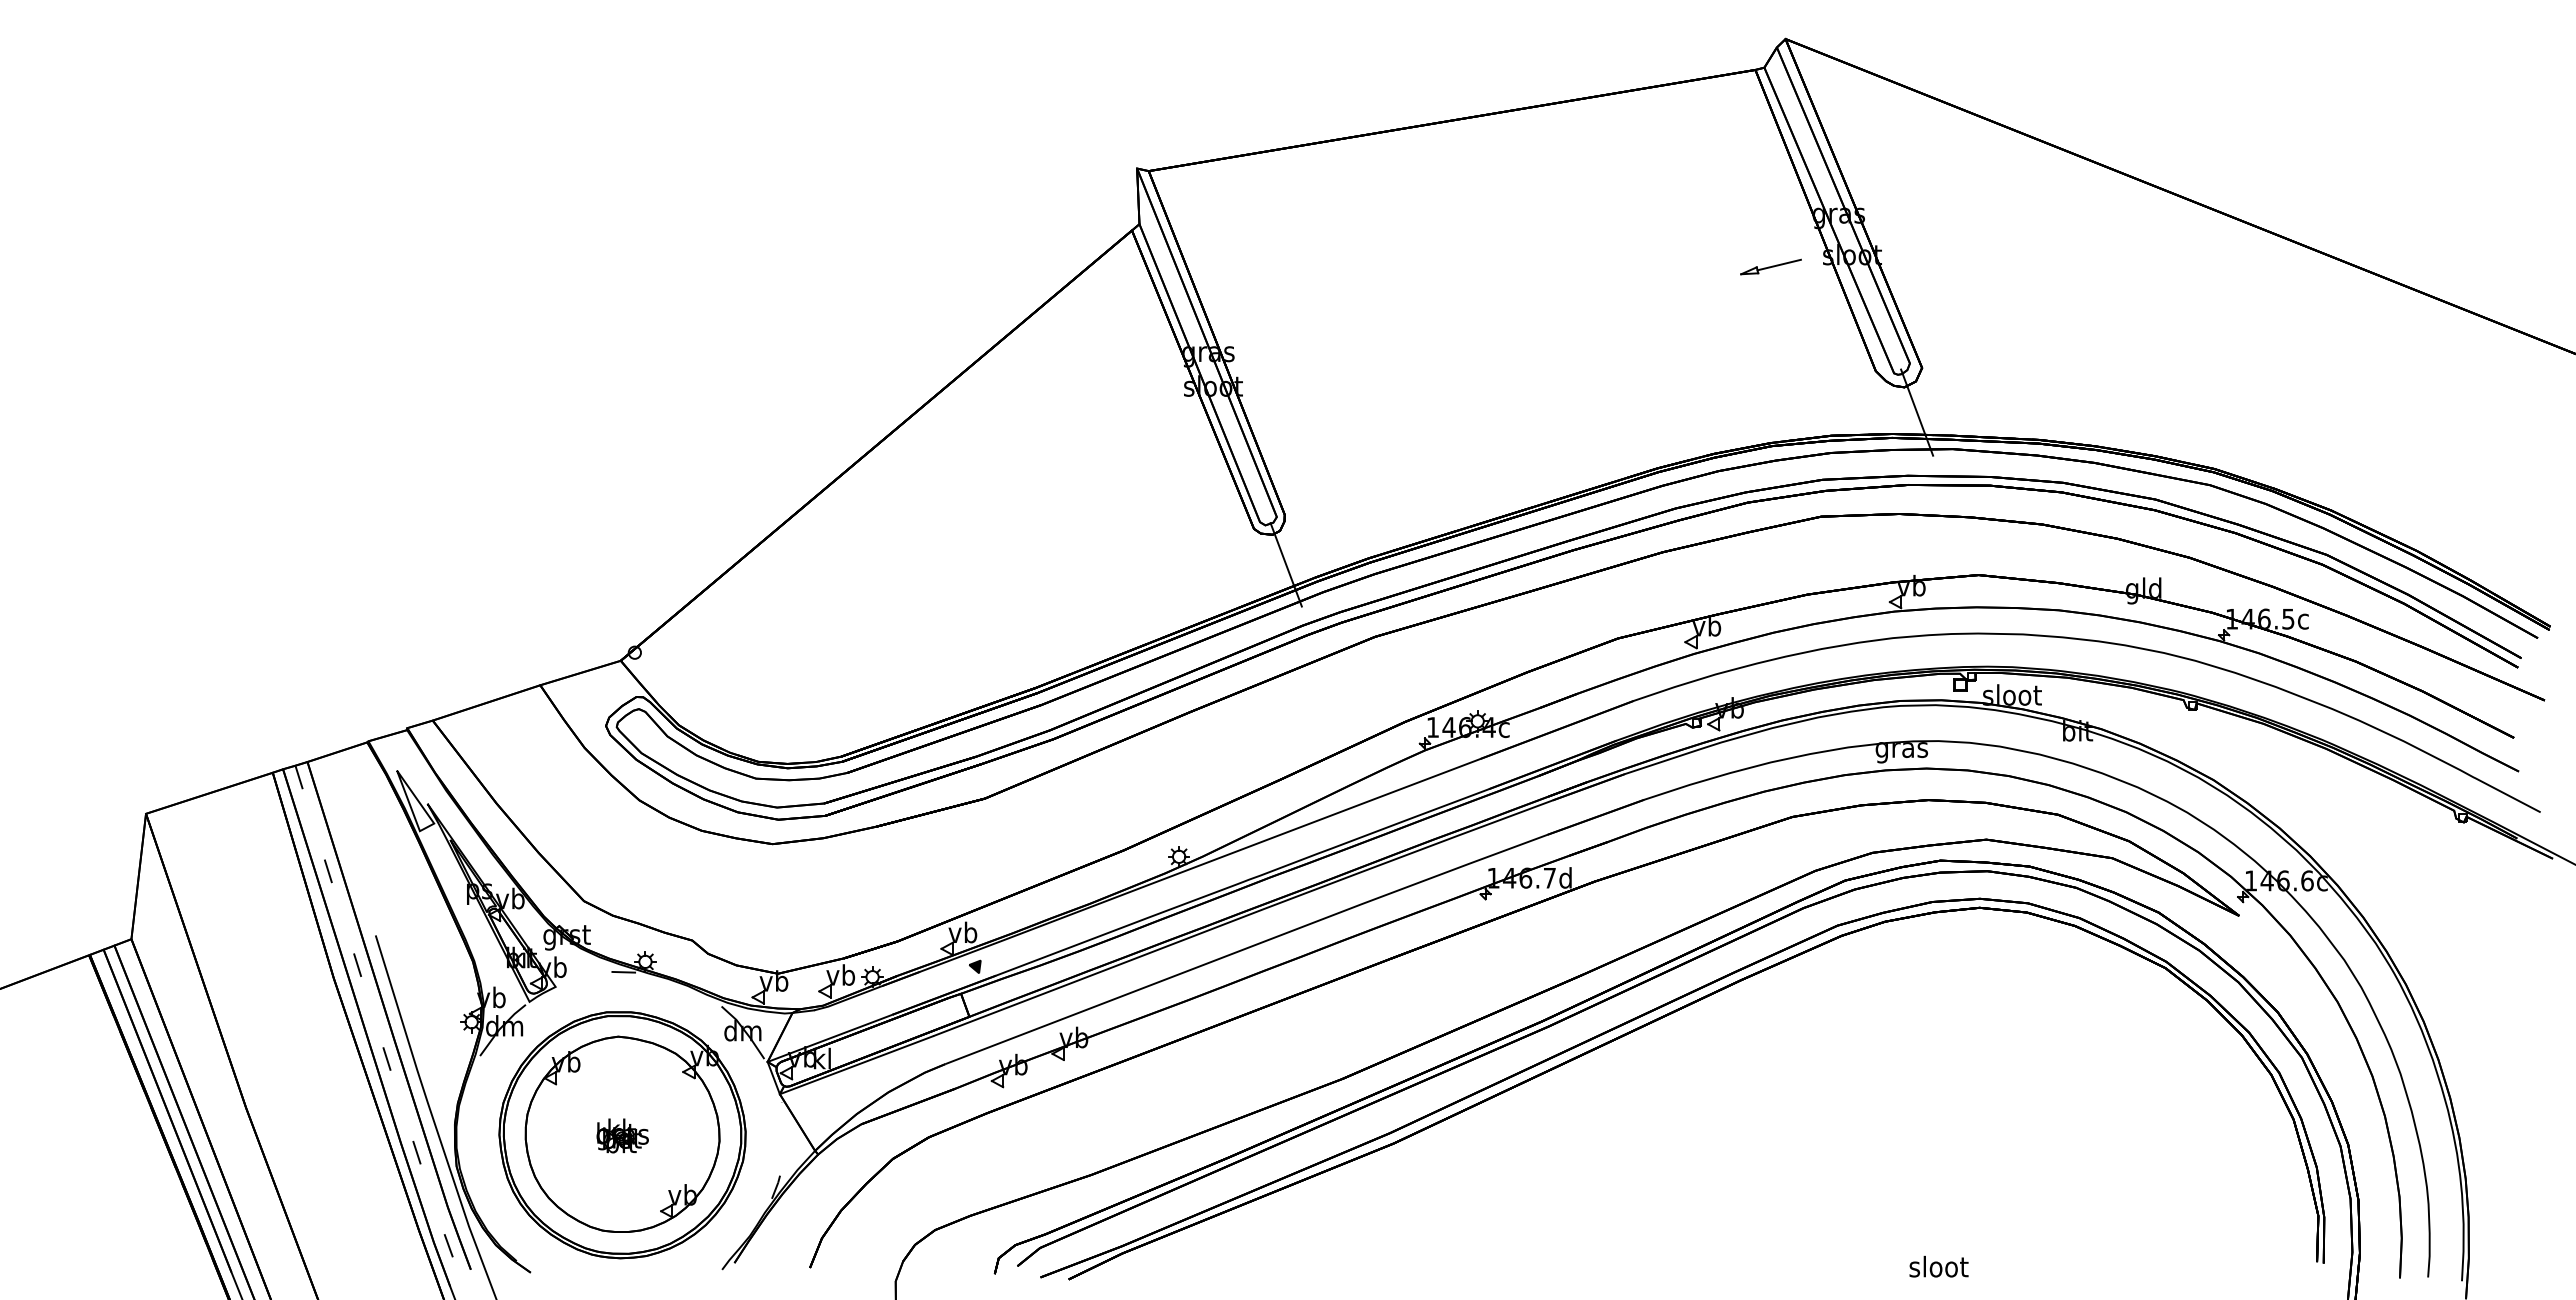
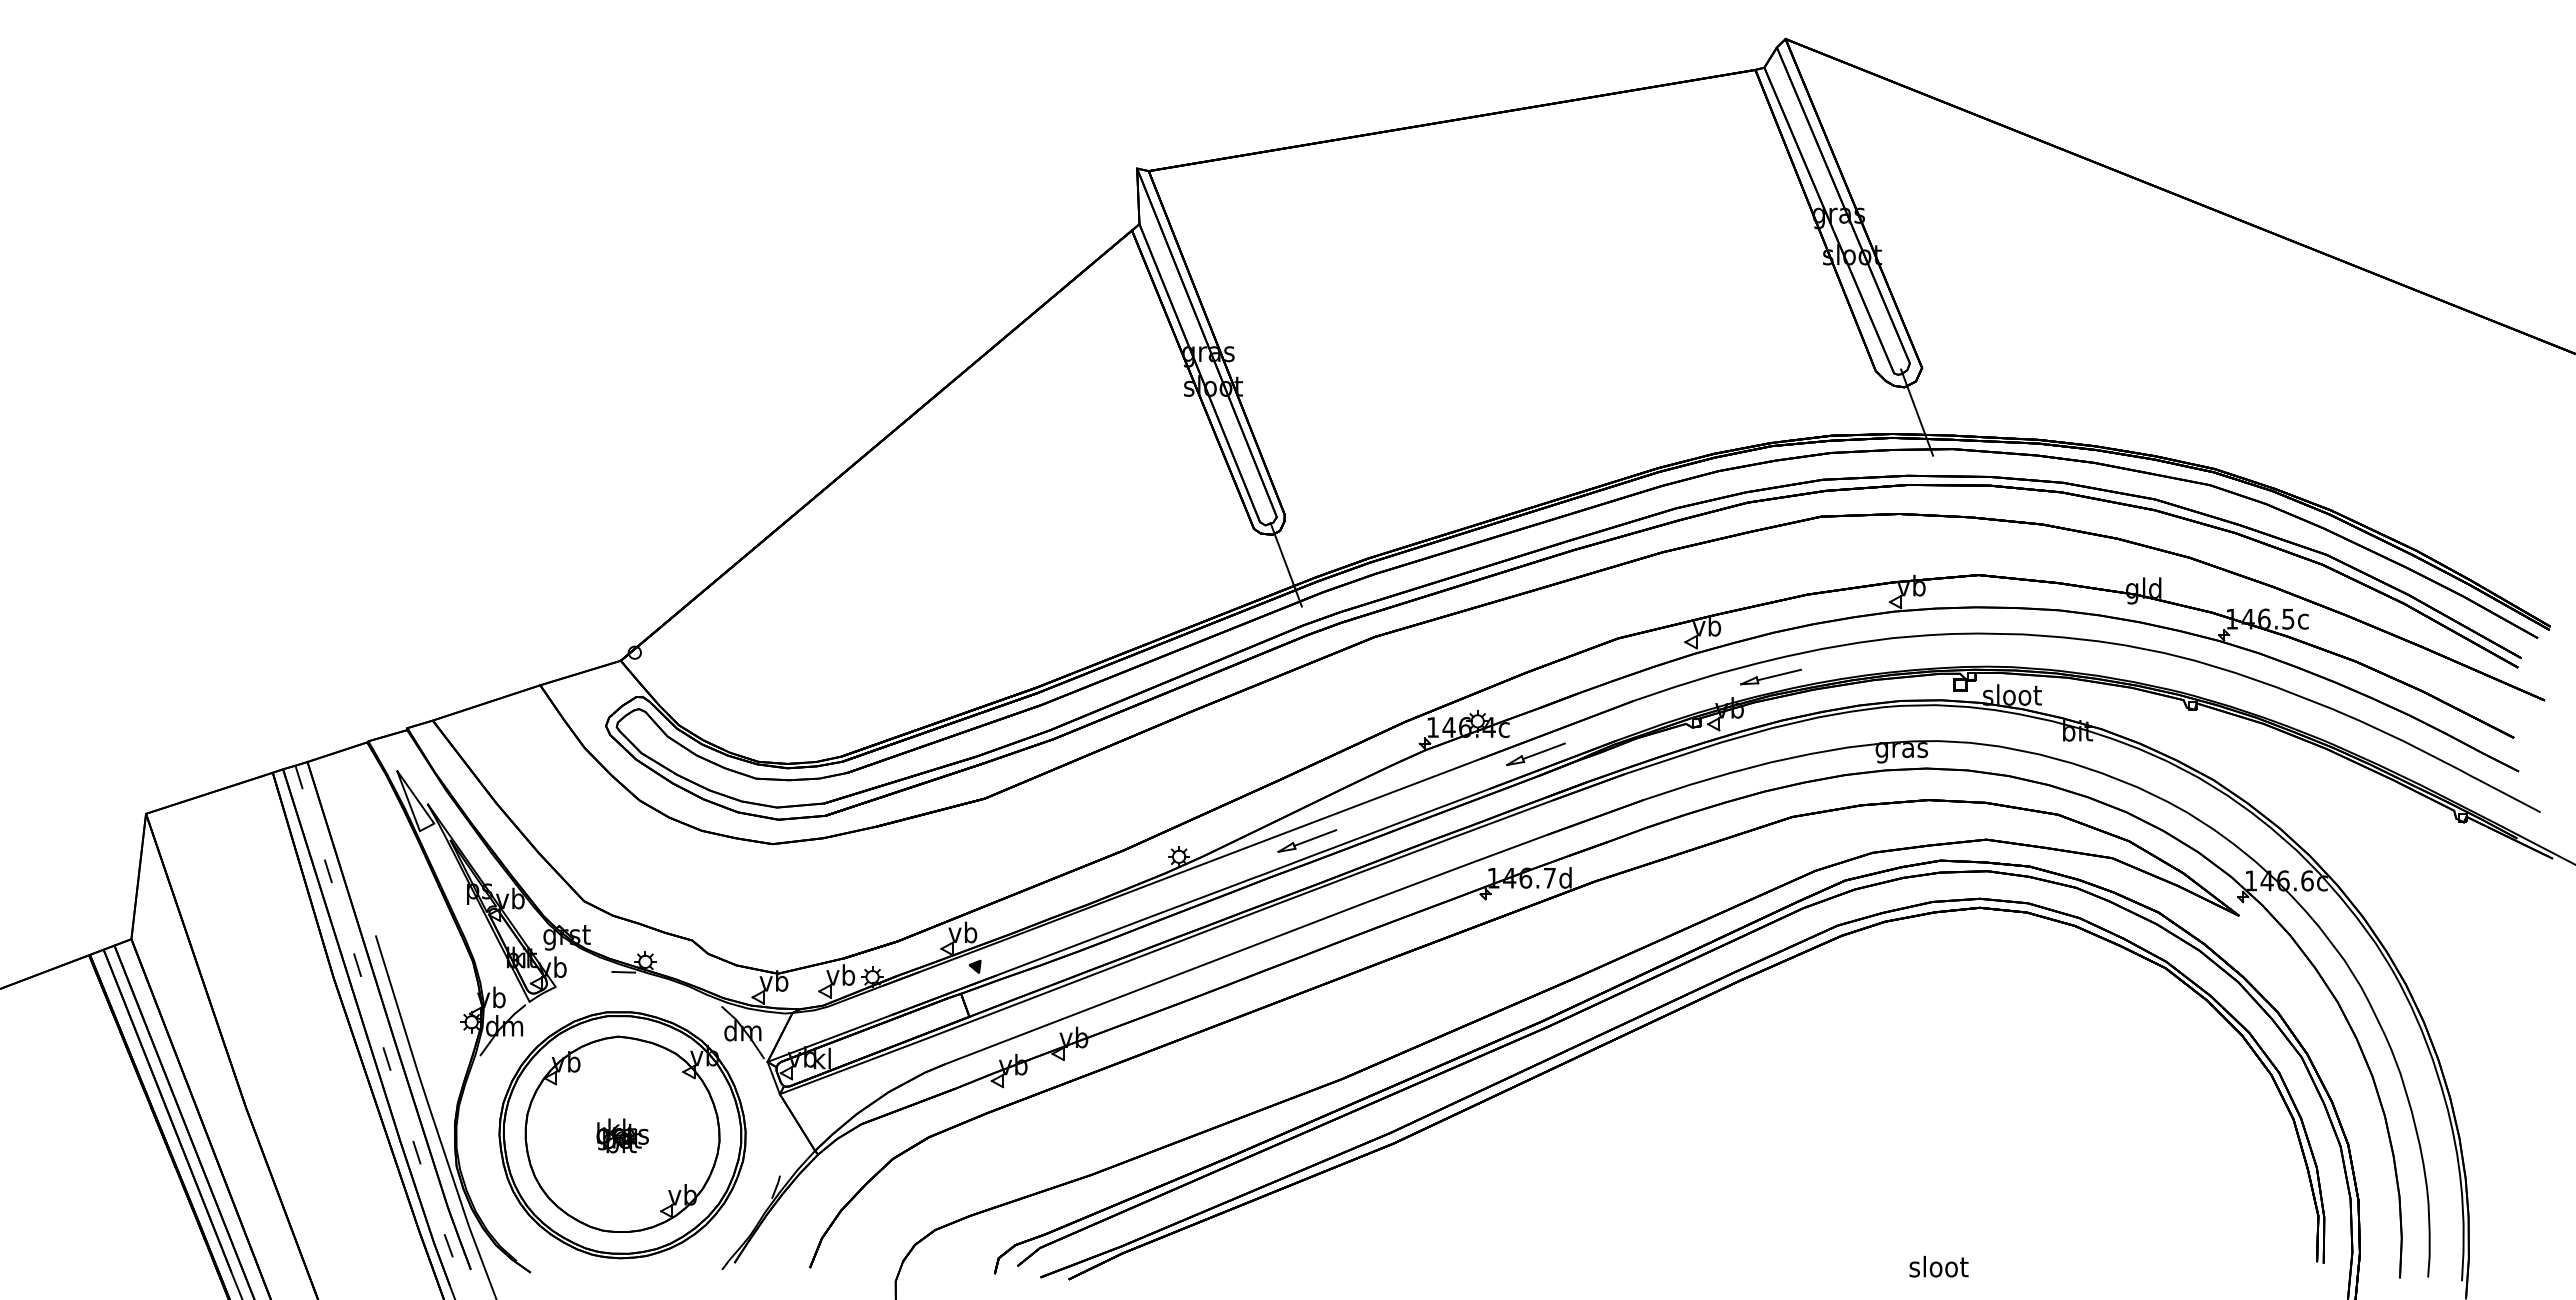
part position: (1770, 266) -> (1770, 676) (1770, 676)
part: none -> present (1535, 753)
part: none -> present (1307, 840)
